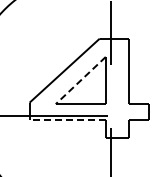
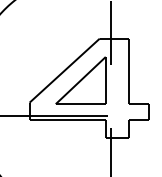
line: dashed -> solid (80, 80)
line: dashed -> solid (67, 120)
